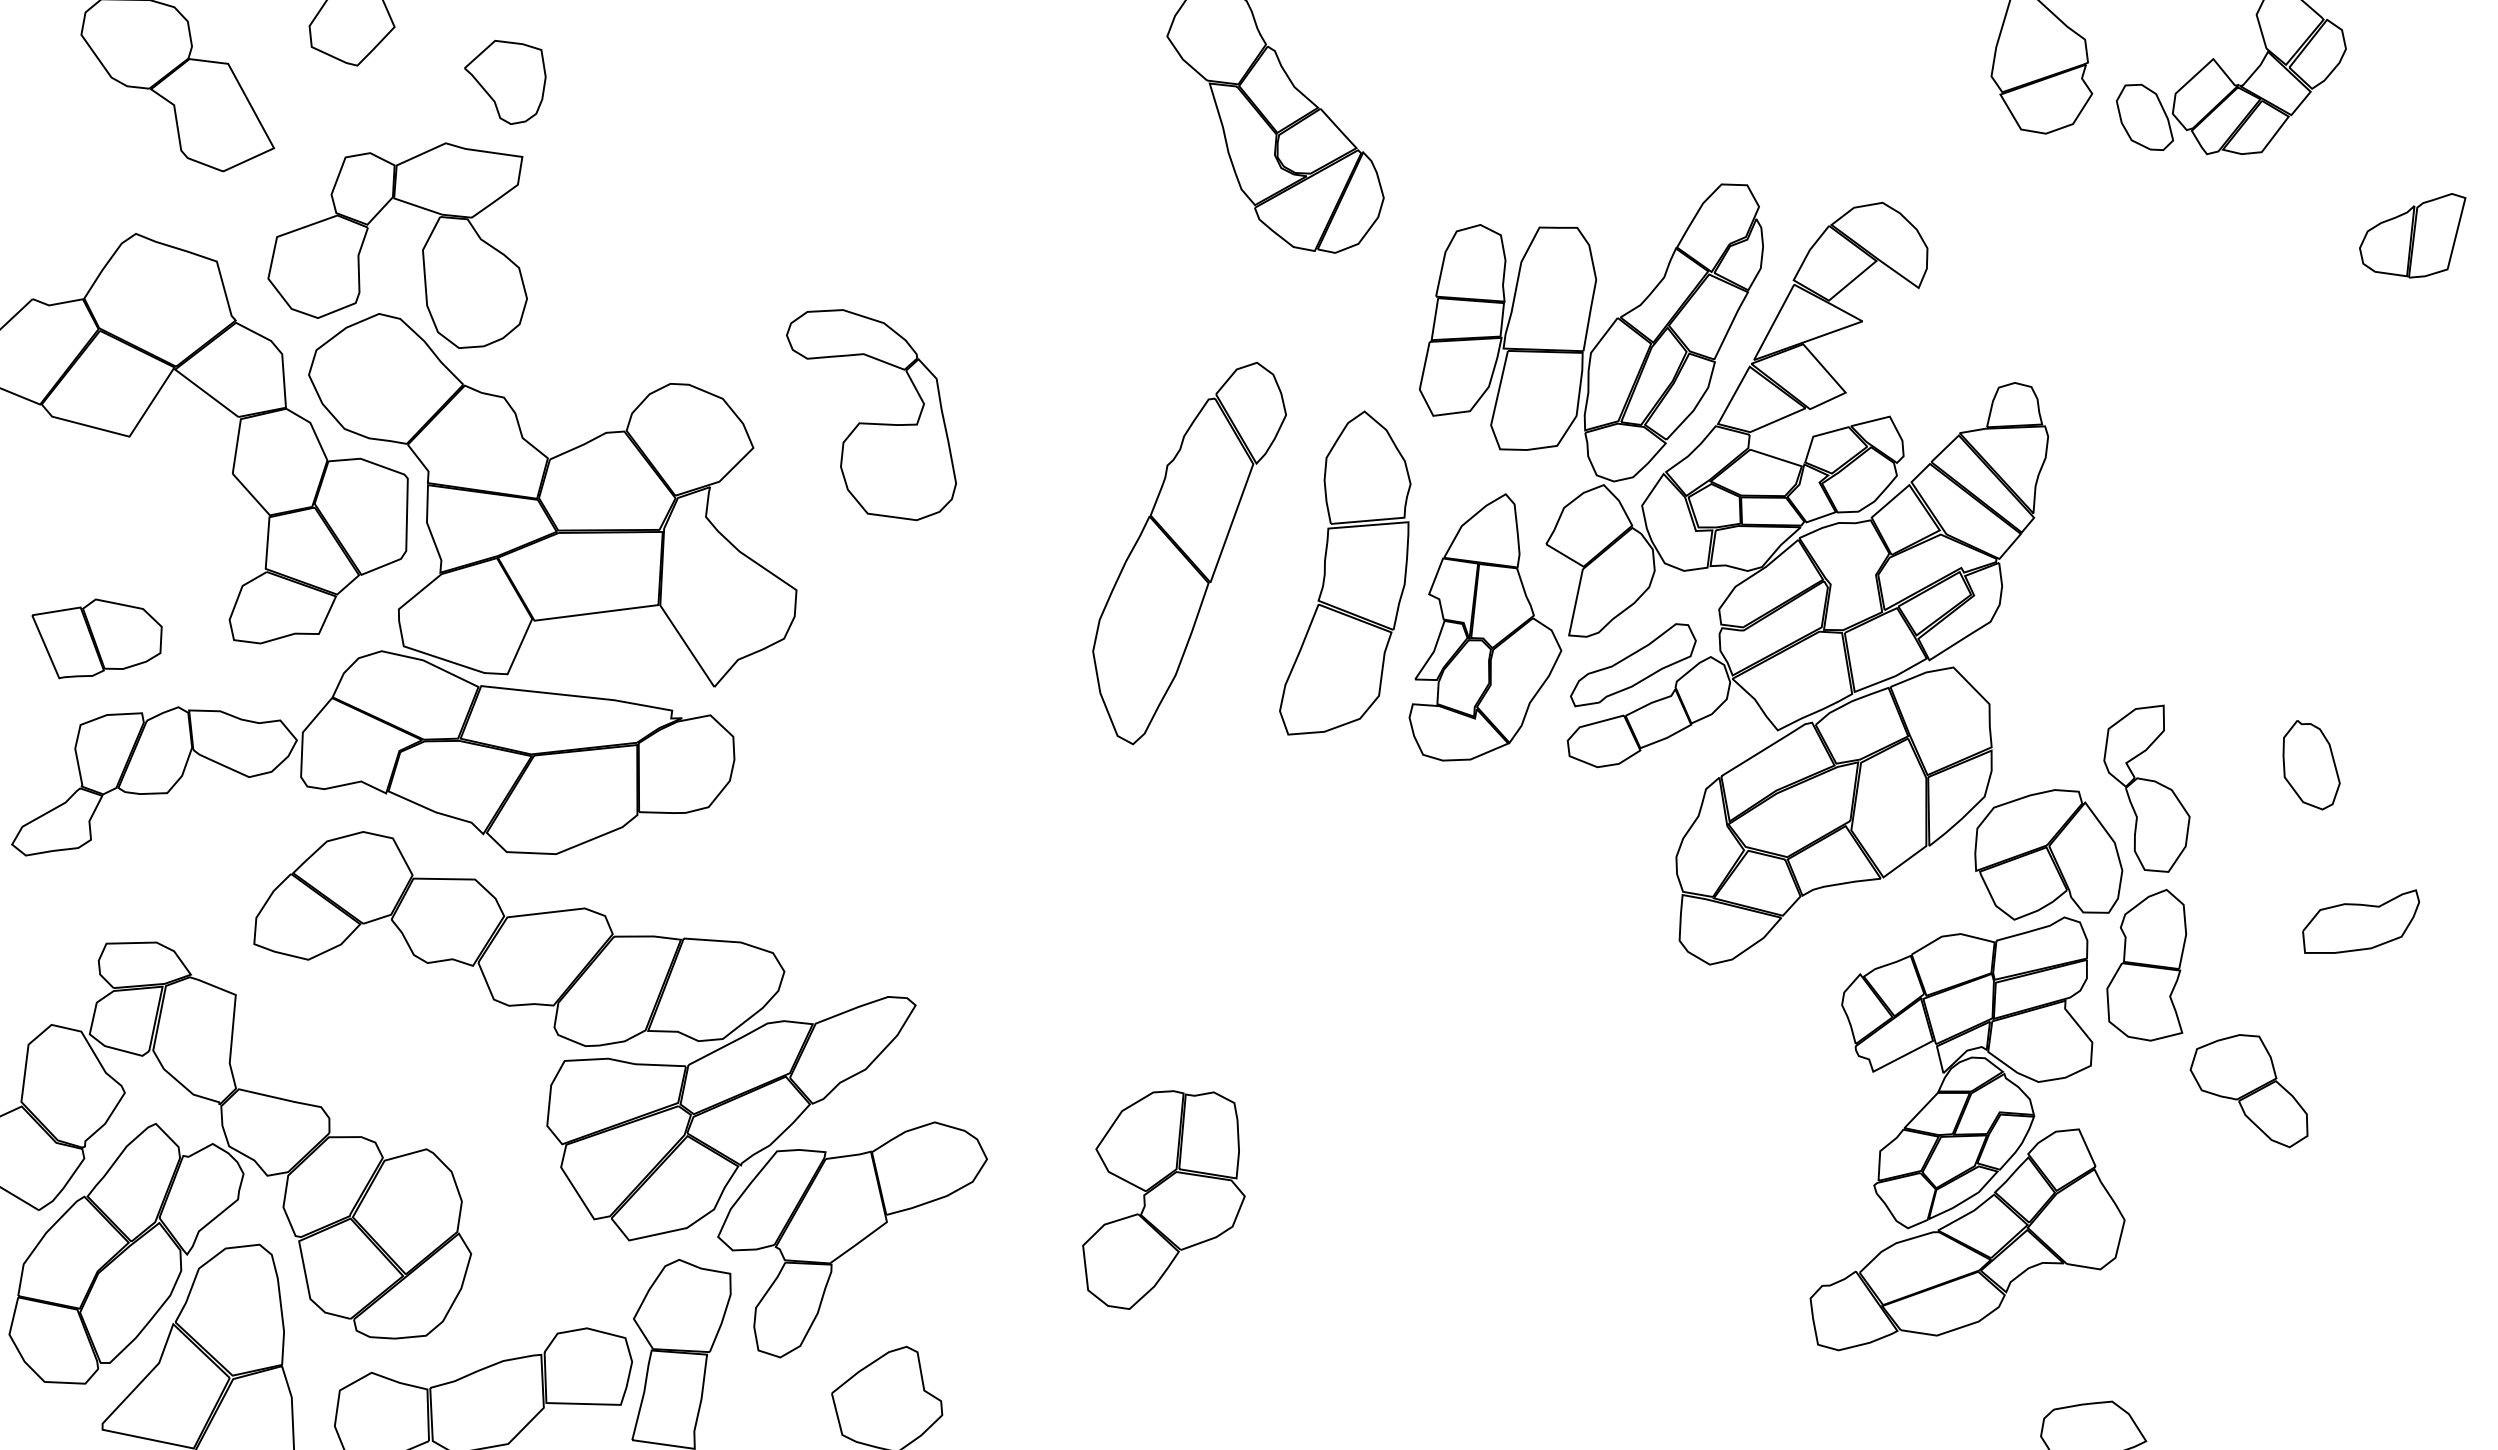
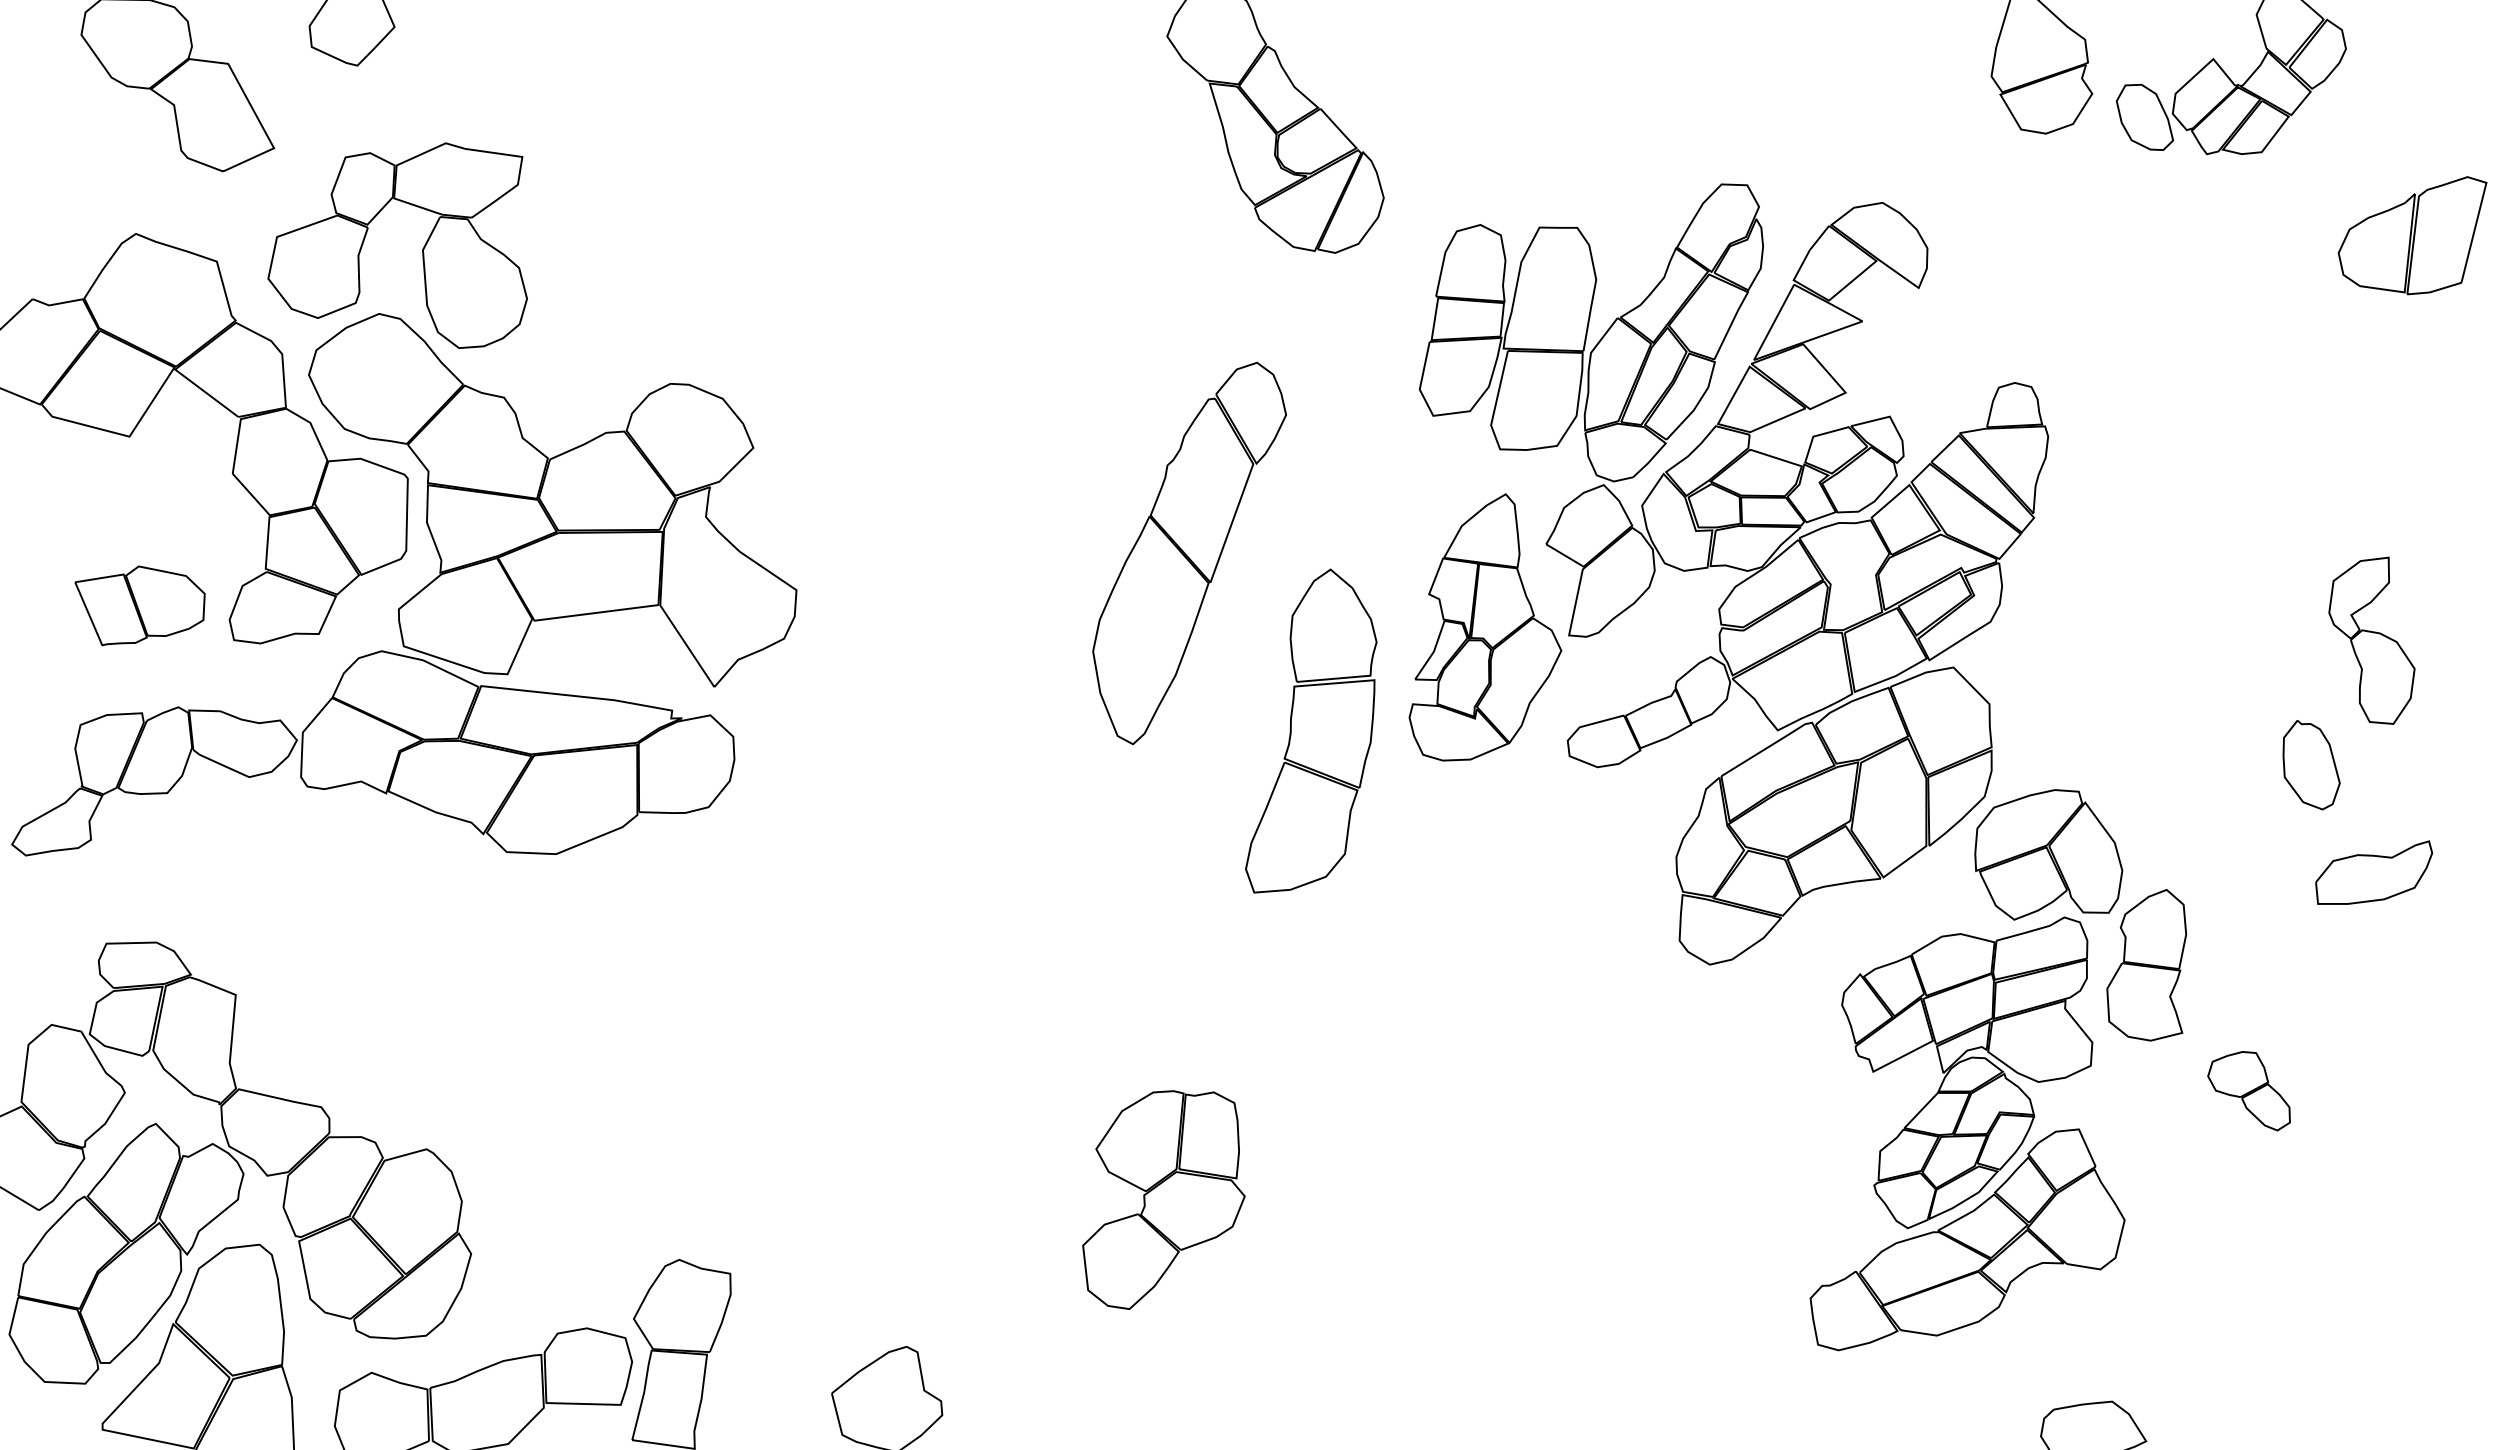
part: present -> none (505, 82)
part size: 108x86 px -> 151x120 px (2412, 235)
part: present -> none (870, 422)
part position: (1345, 572) -> (1311, 730) (1311, 730)
part position: (96, 638) -> (139, 605) (139, 605)
part: present -> none (1633, 665)
part position: (2146, 788) -> (2371, 640) (2371, 640)
part position: (2361, 921) -> (2374, 872) (2374, 872)
part size: 120x115 px -> 84x81 px (2248, 1091)
part: present -> none (620, 1094)
